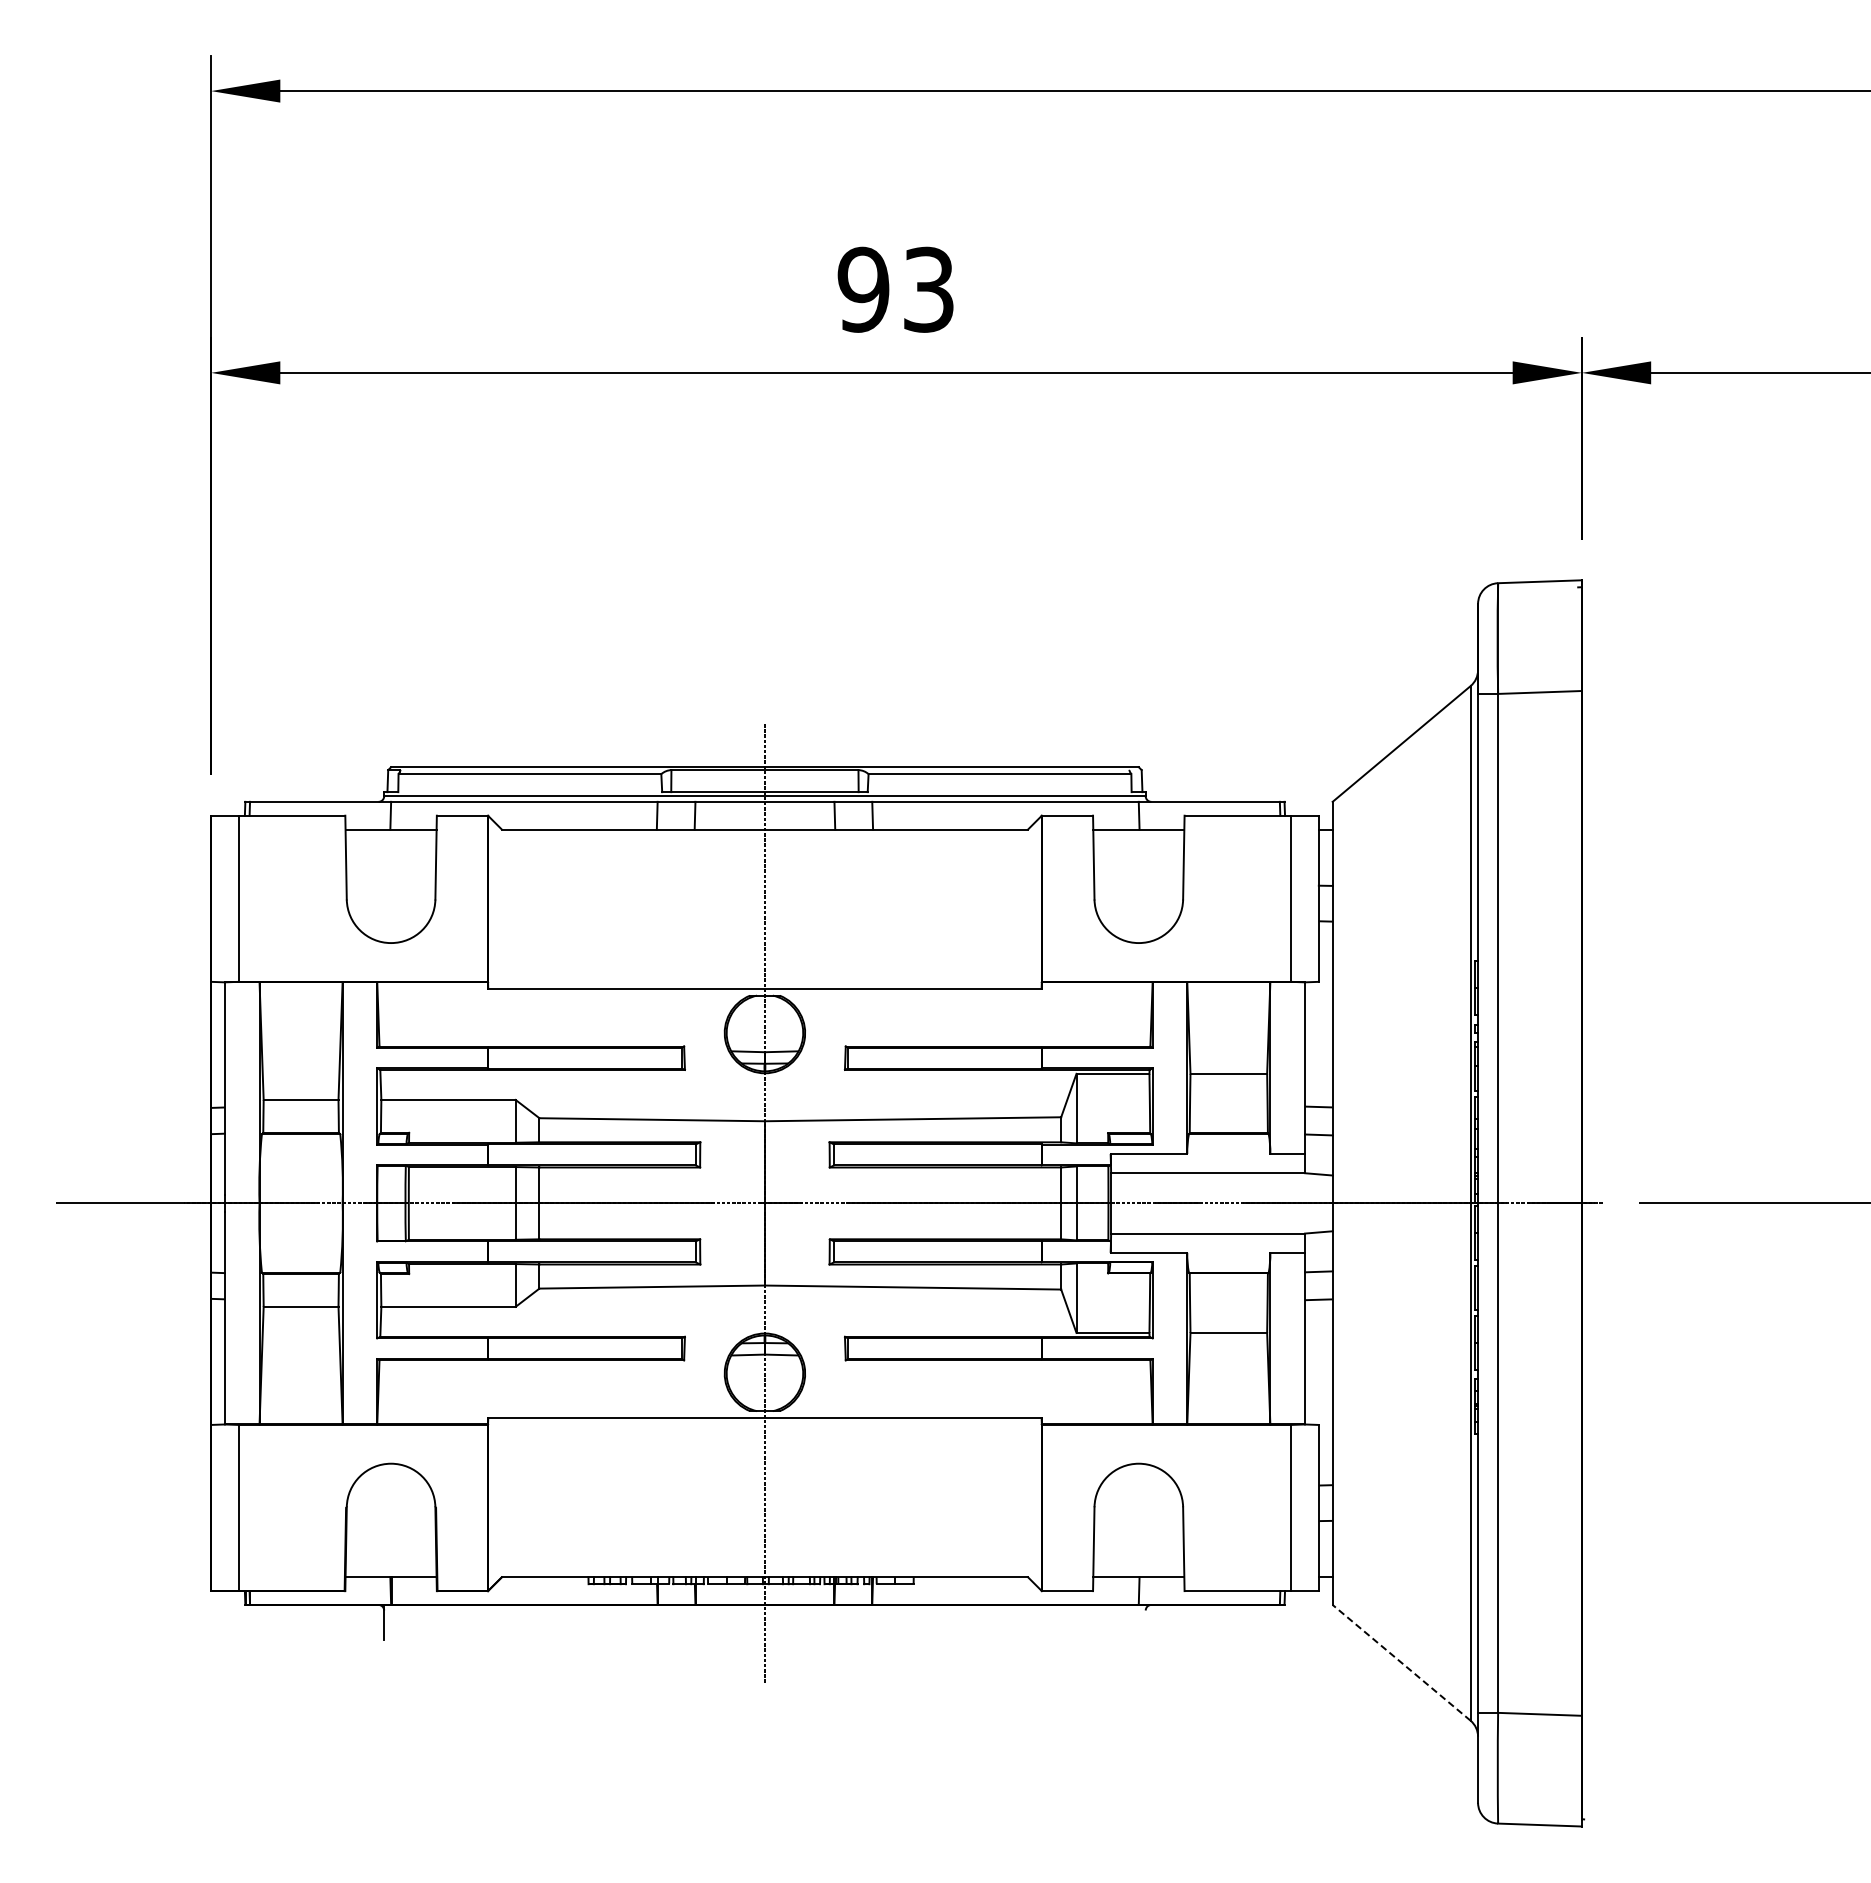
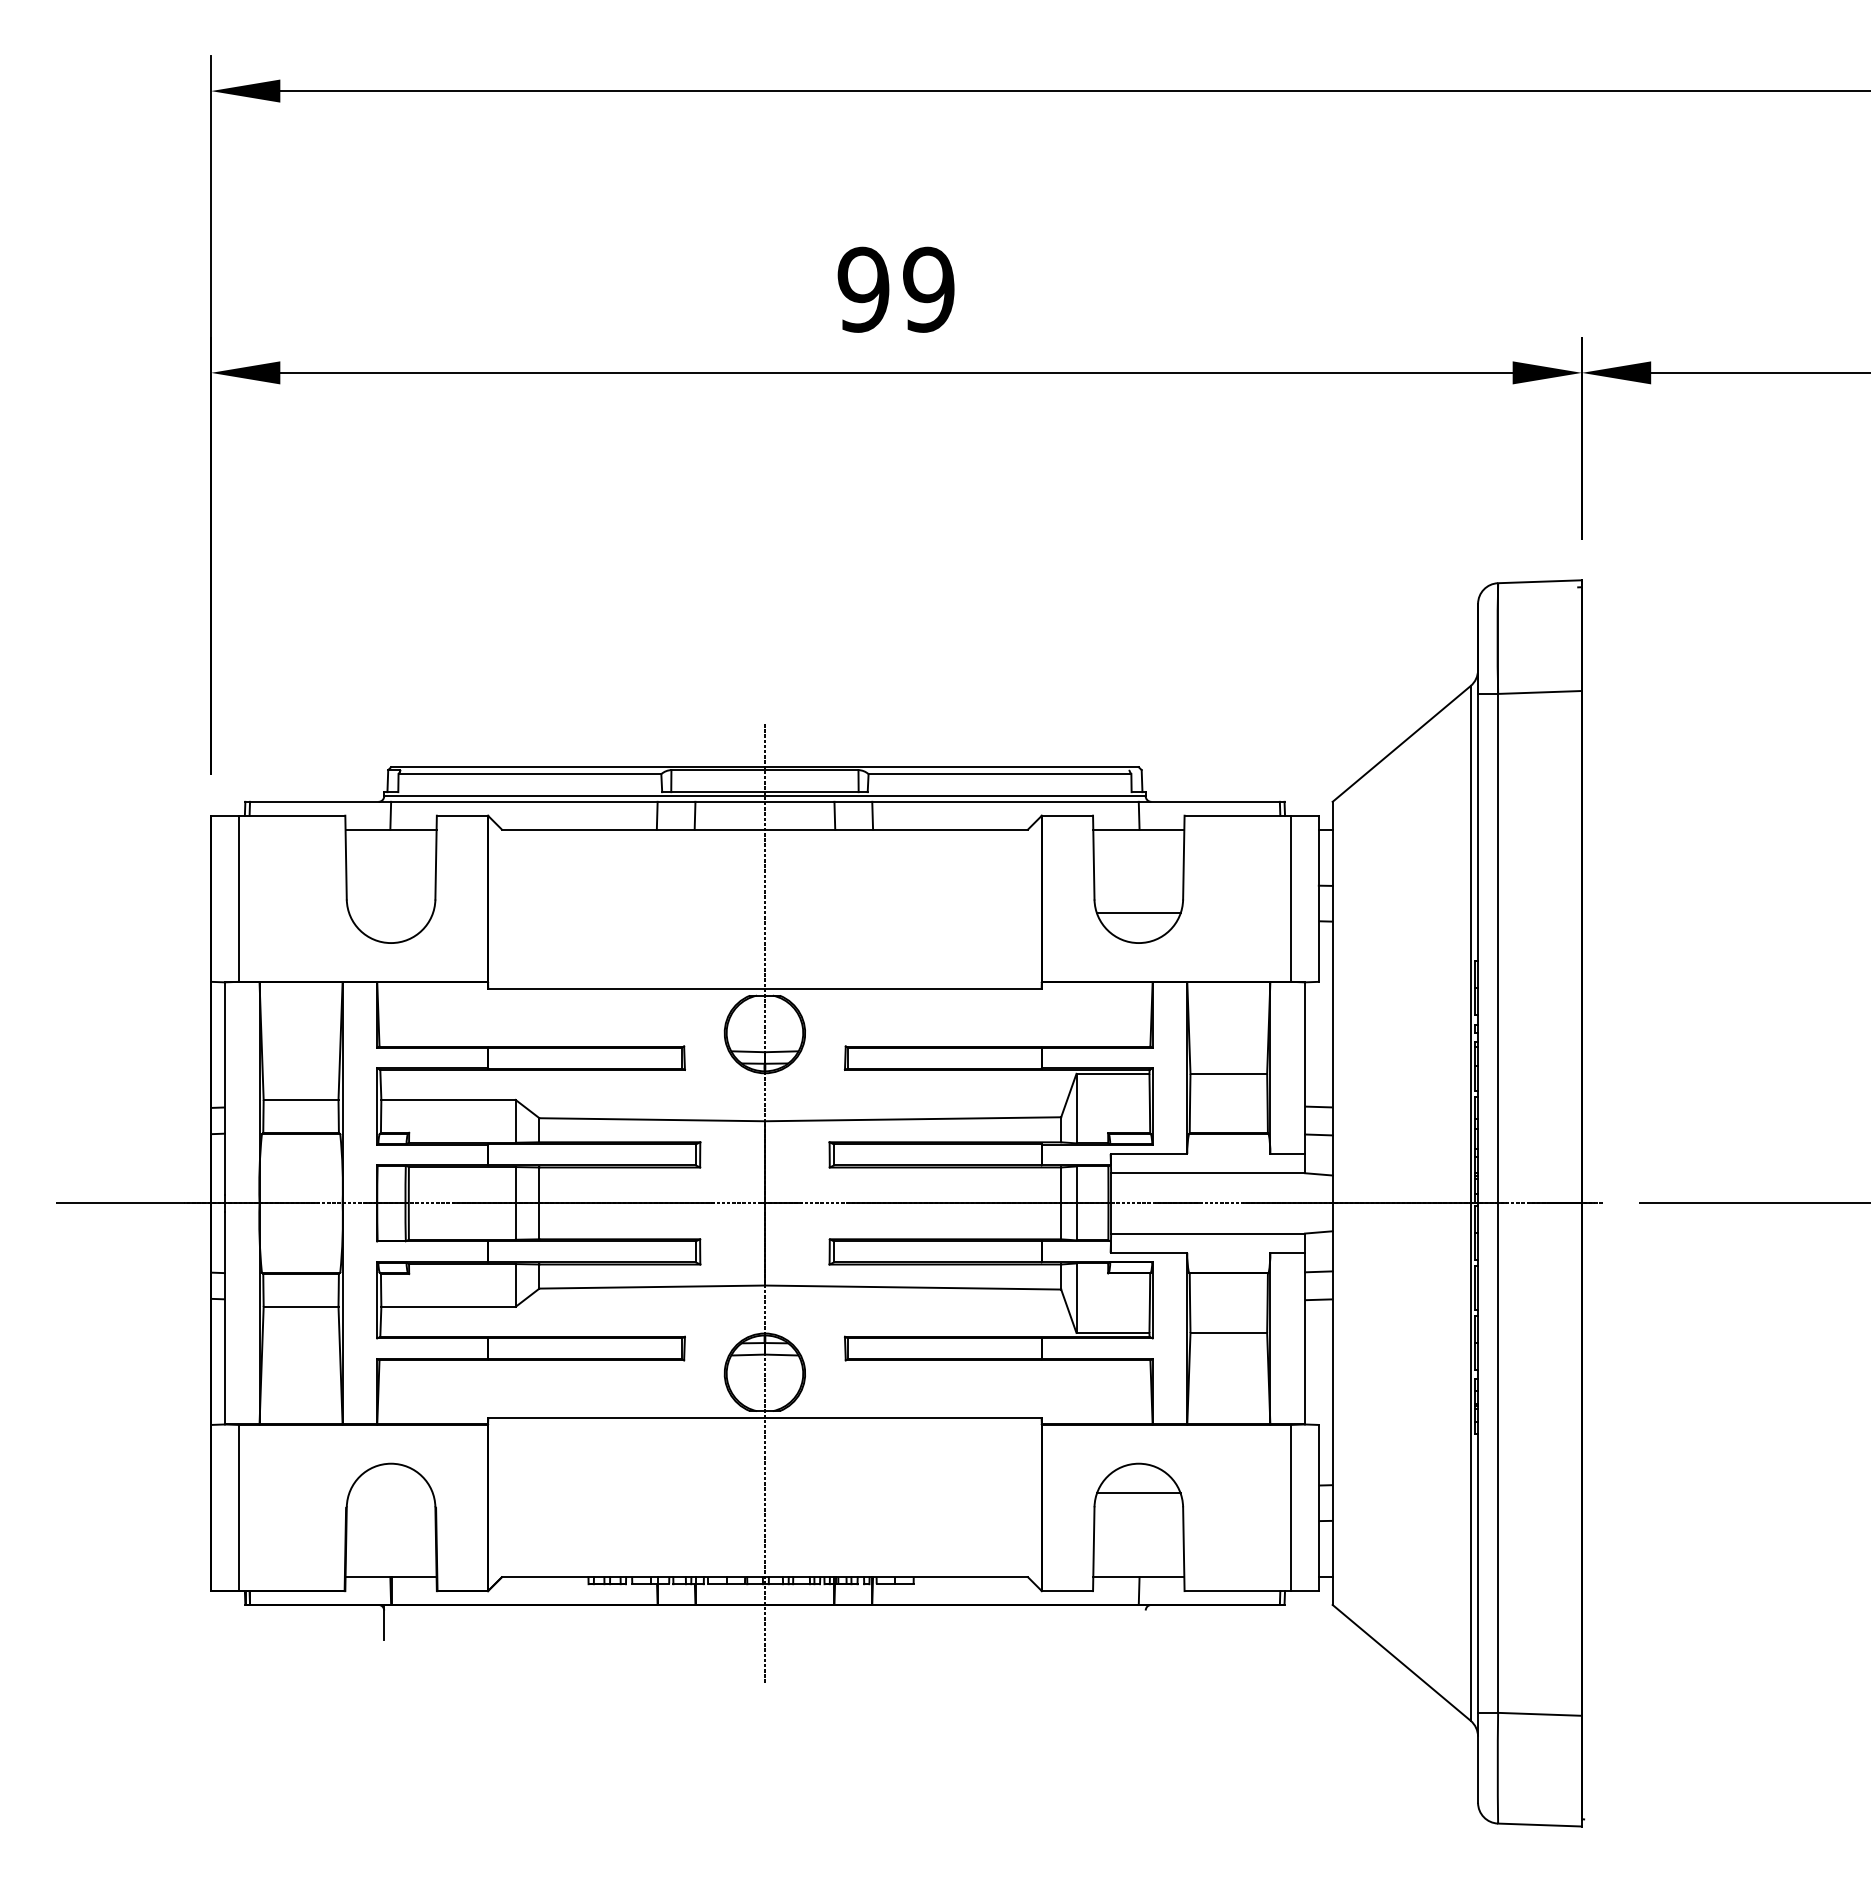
text: 93 -> 99 (928, 289)
line: none -> present (1138, 913)
line: none -> present (1138, 1493)
line: dashed -> solid (1401, 1662)
